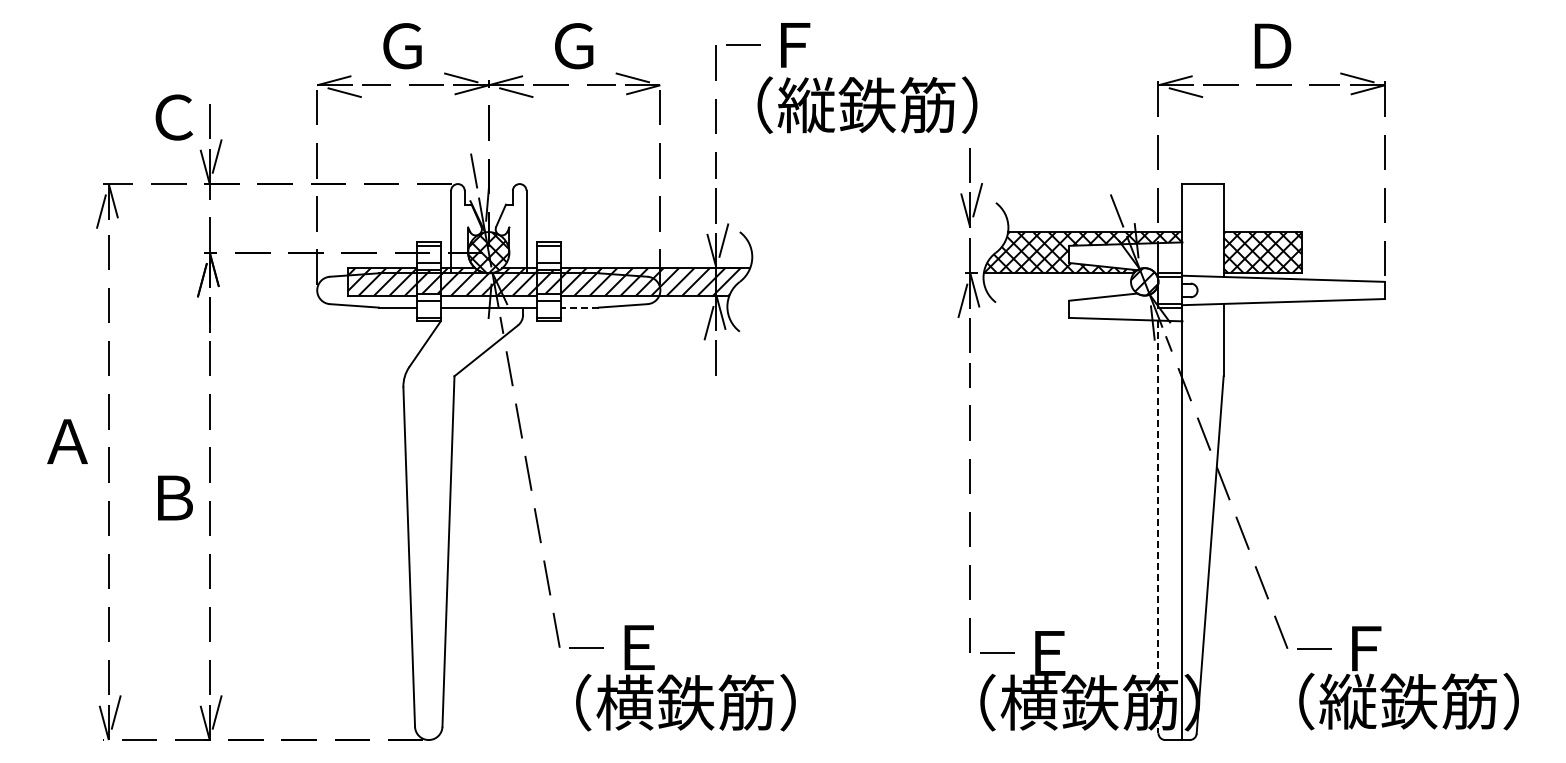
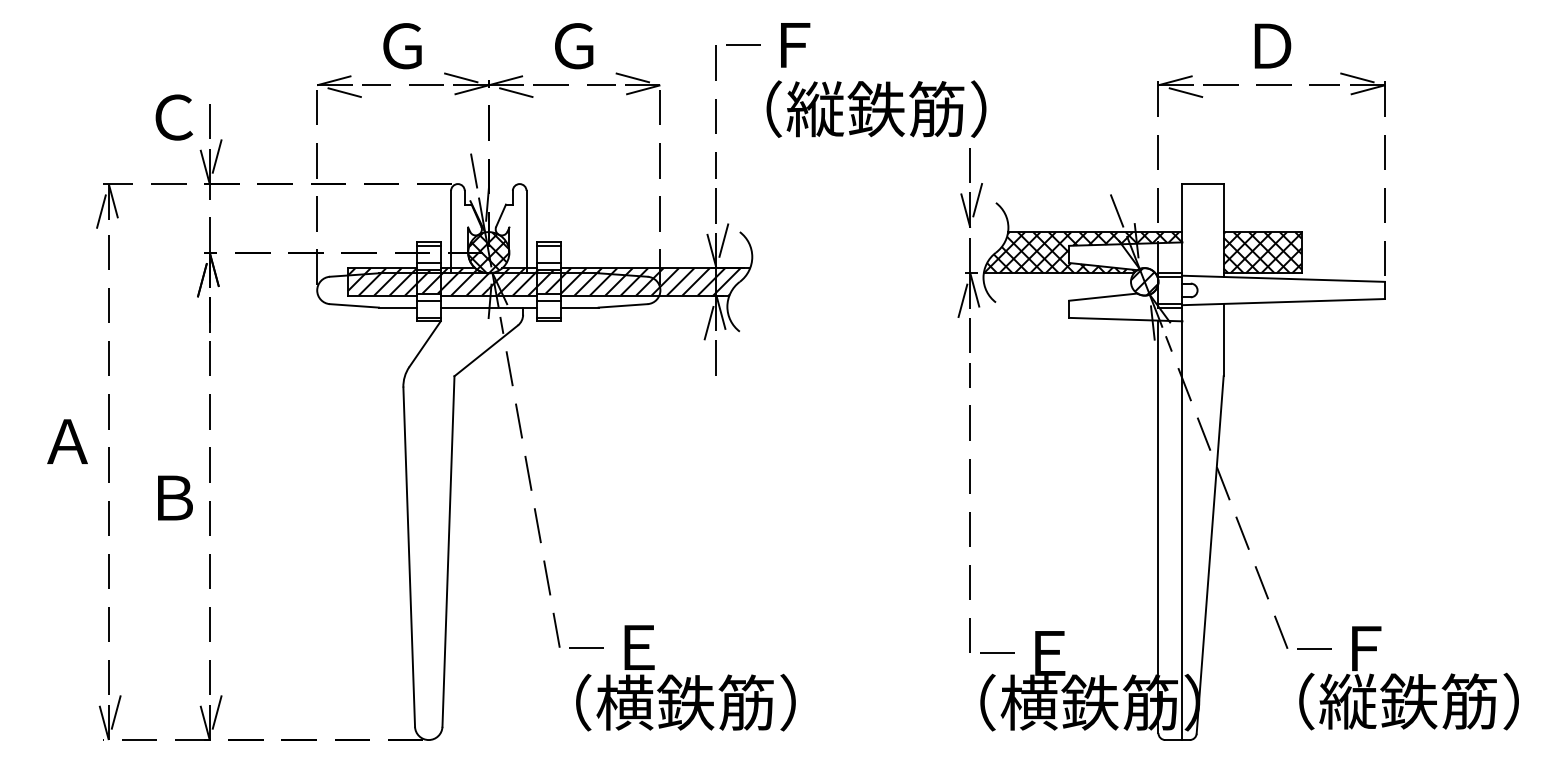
text position: (867, 104) -> (876, 108) (876, 108)
line: dashed -> solid (579, 307)
line: dashed -> solid (1158, 527)
